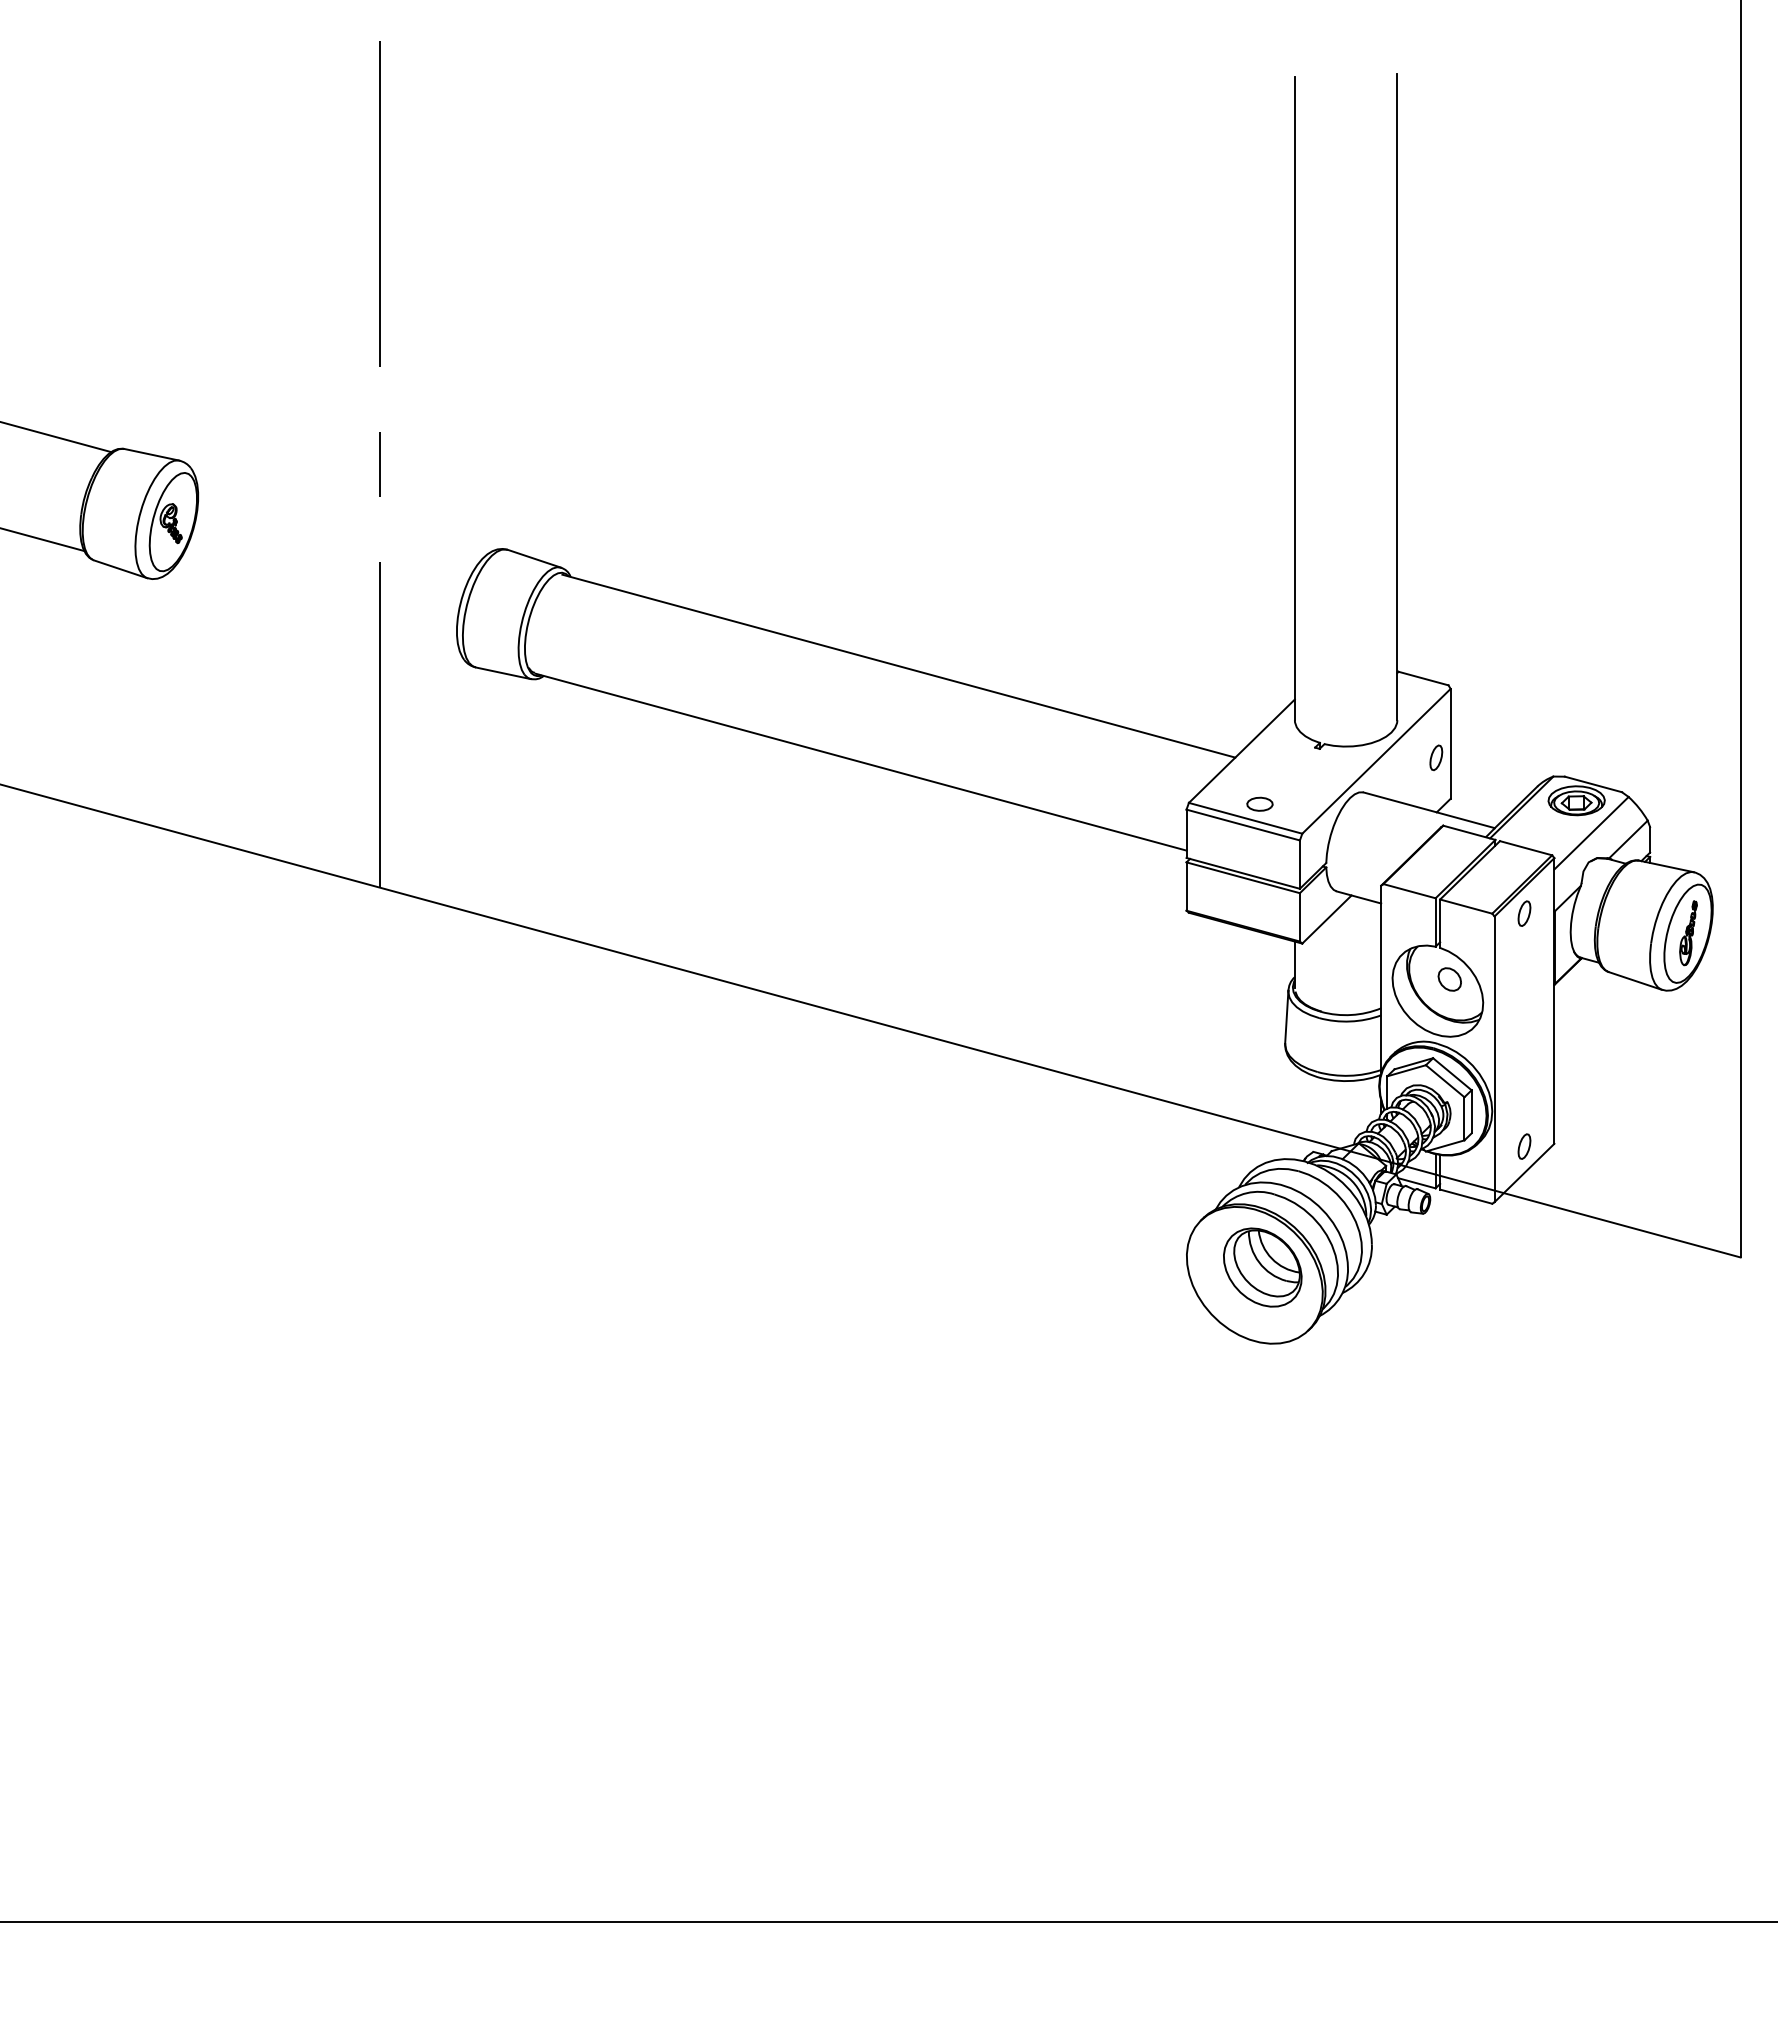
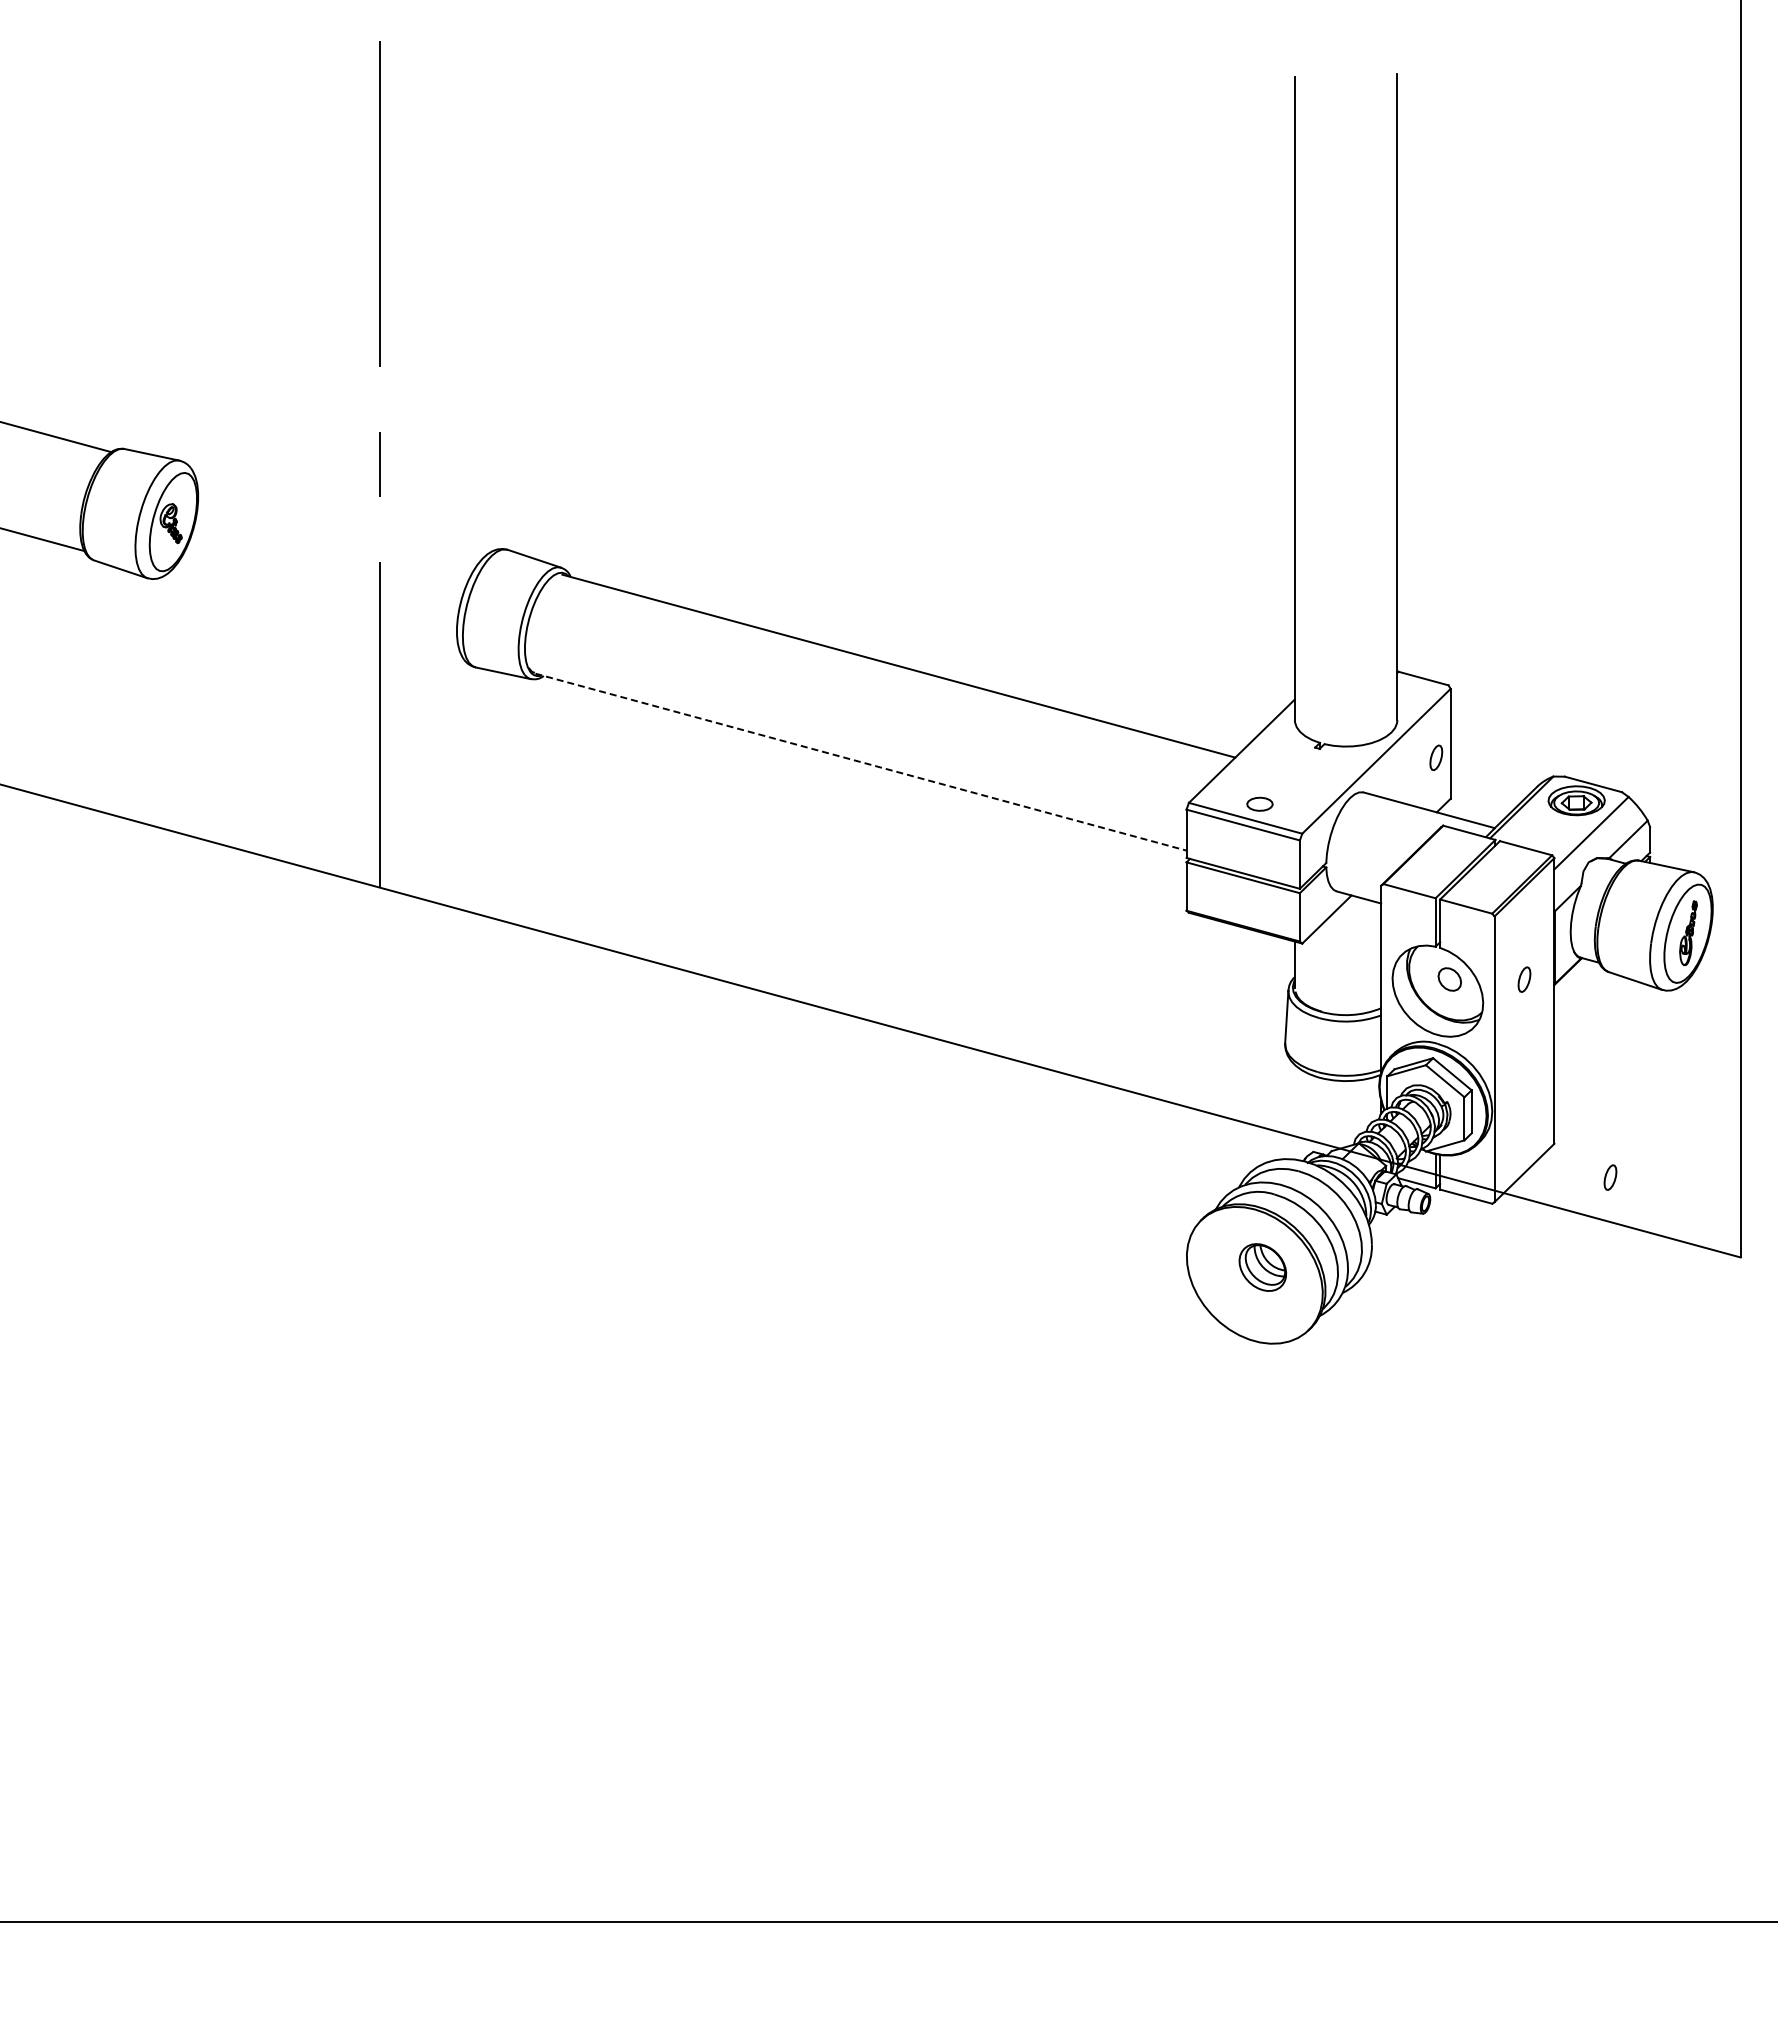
line: solid -> dashed (861, 762)
part position: (1524, 913) -> (1524, 979) (1524, 979)
part position: (1524, 1146) -> (1610, 1177) (1610, 1177)
part size: 80x81 px -> 50x49 px (1262, 1267)
